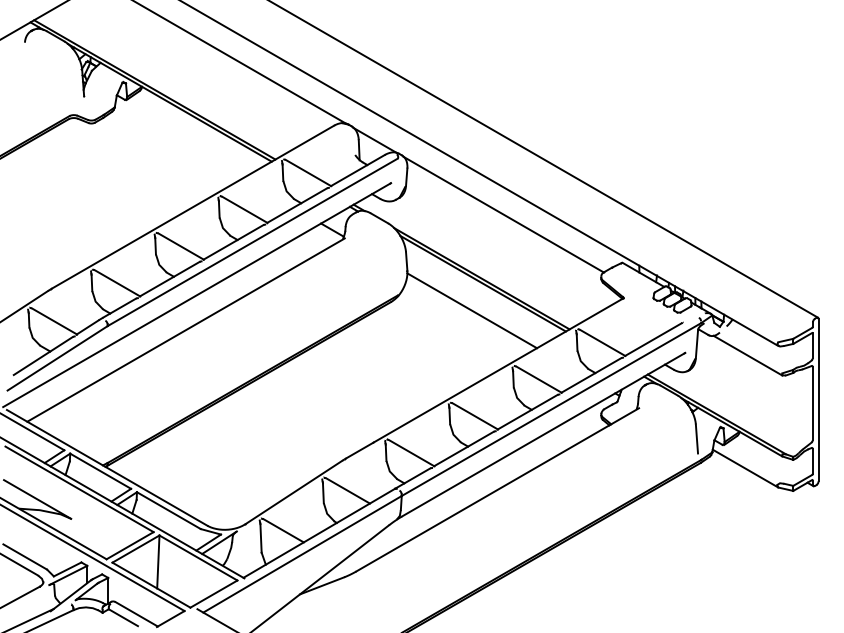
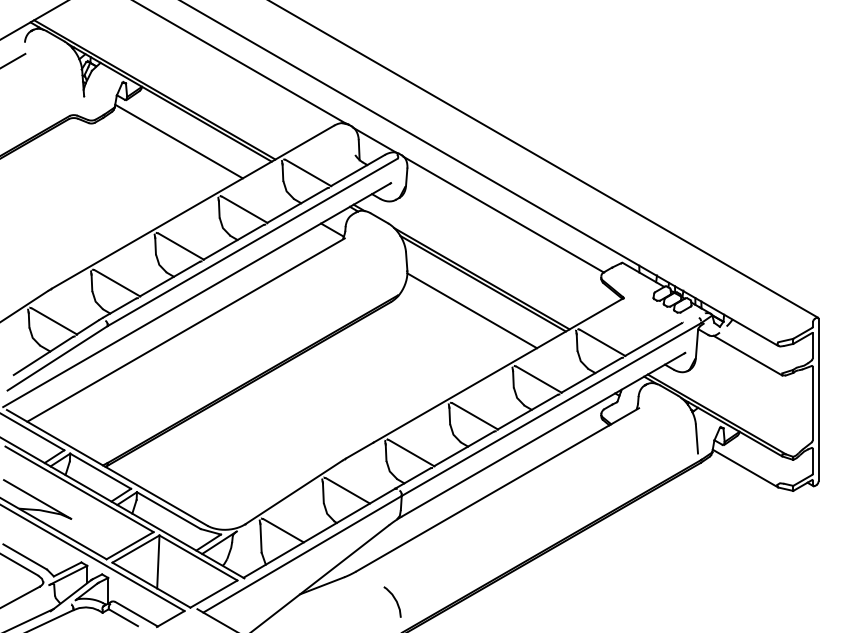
line: none -> present (13, 59)
line: none -> present (178, 141)
curve: none -> present (394, 599)
